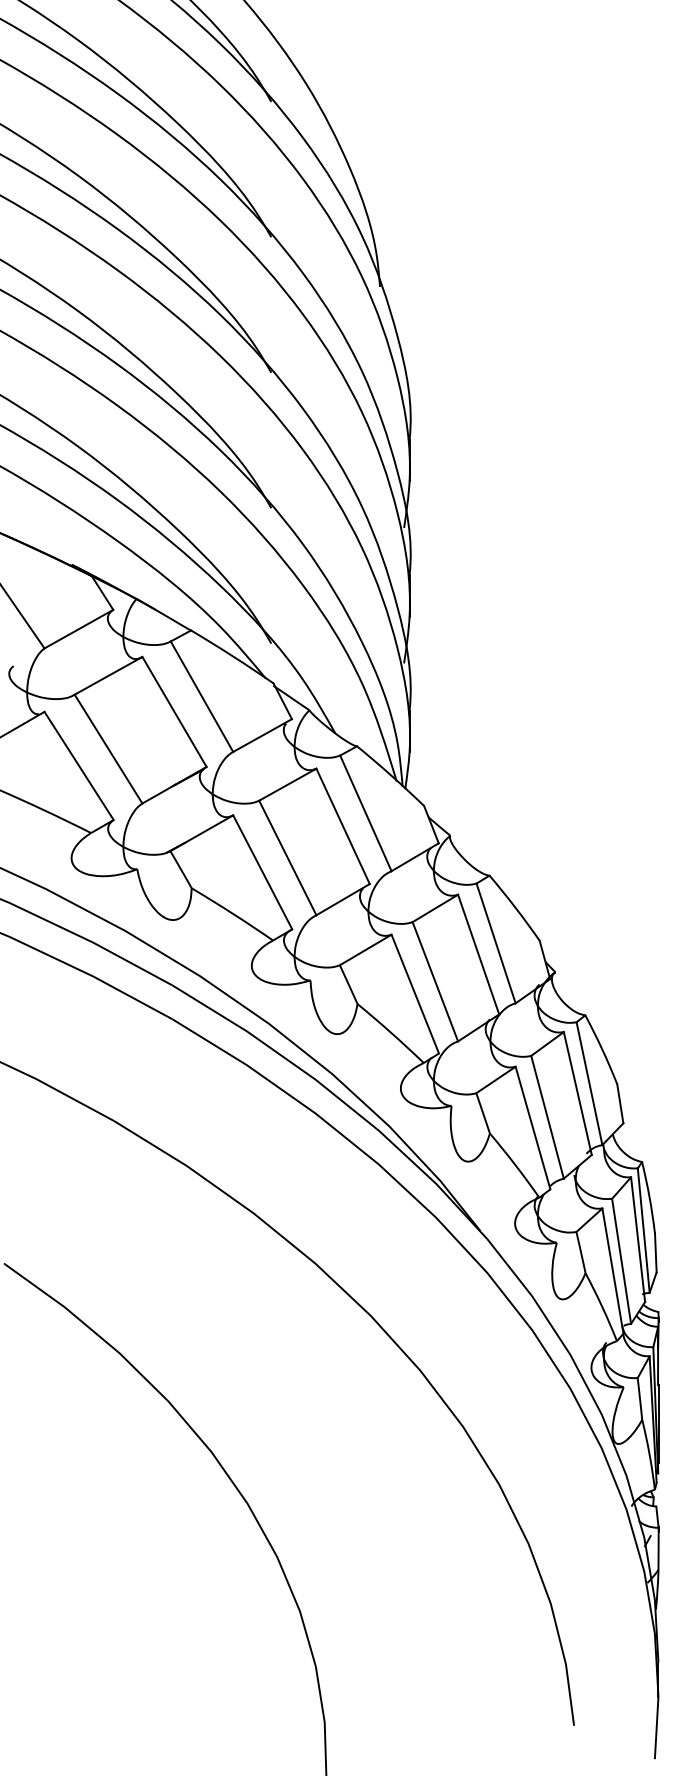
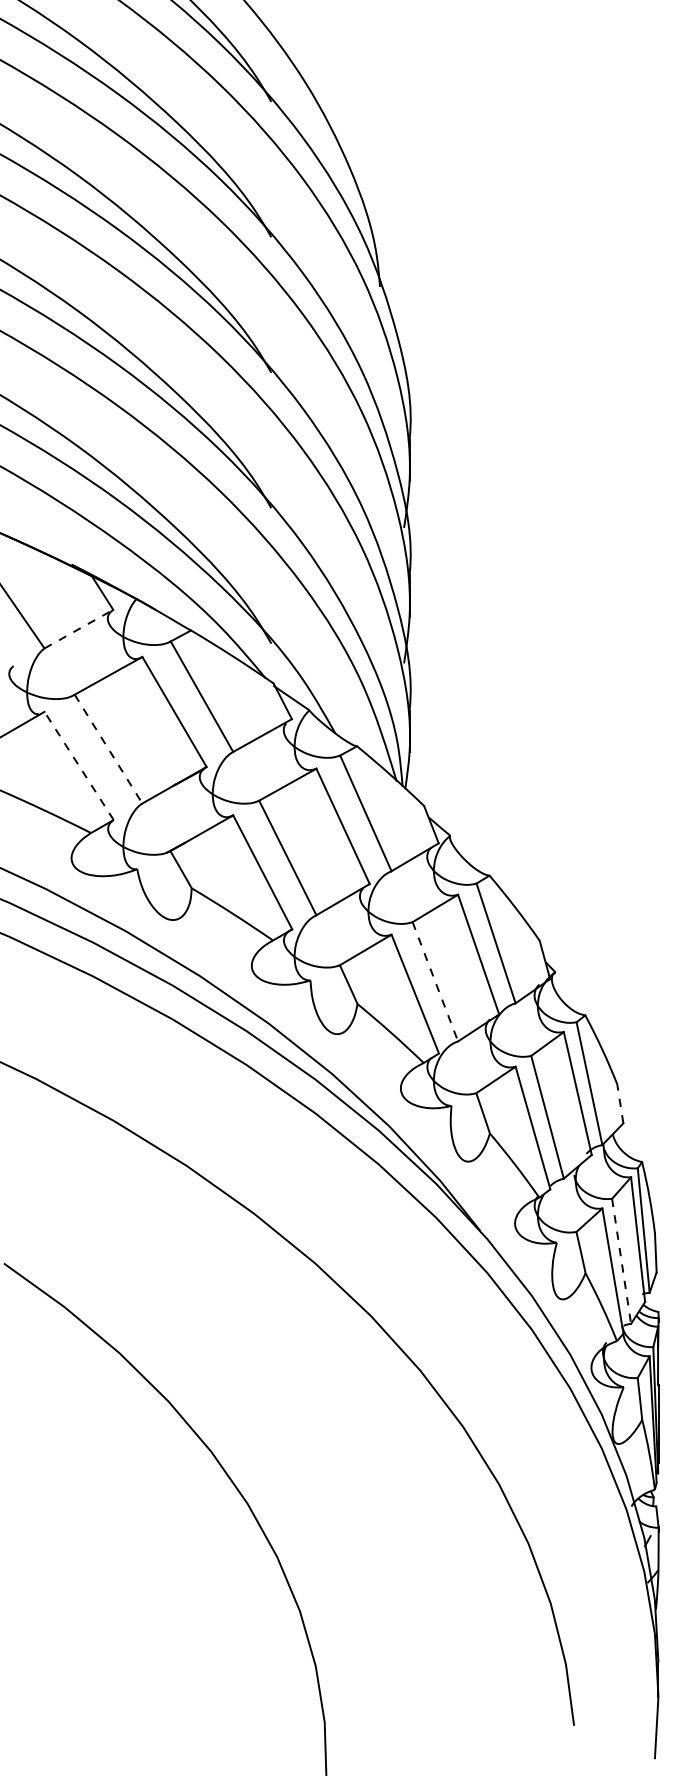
line: solid -> dashed (79, 628)
line: solid -> dashed (108, 749)
line: solid -> dashed (78, 765)
line: solid -> dashed (435, 981)
line: solid -> dashed (620, 1103)
line: solid -> dashed (621, 1261)
